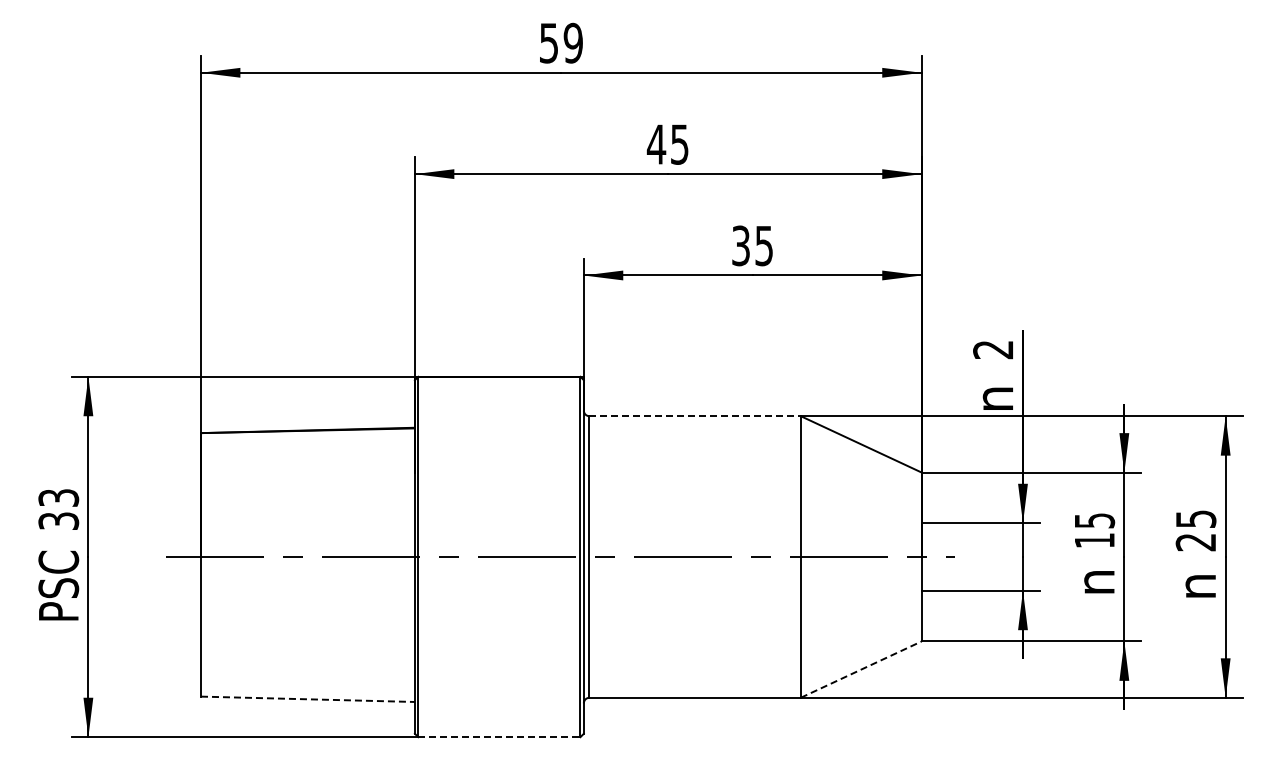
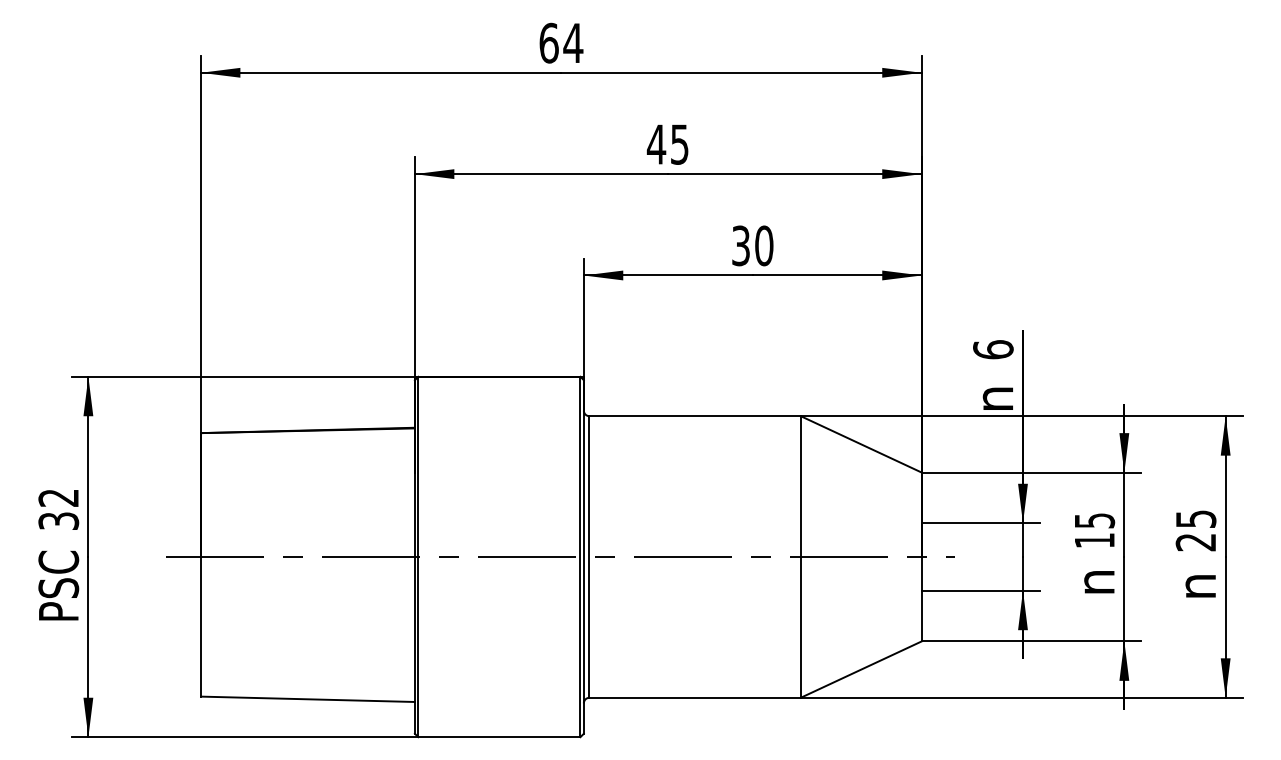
text: 59 -> 64 (561, 42)
text: 35 -> 30 (764, 245)
text: 2 -> 6 (993, 349)
line: dashed -> solid (695, 416)
text: 33 -> 32 (58, 497)
line: dashed -> solid (861, 669)
line: dashed -> solid (308, 699)
line: dashed -> solid (499, 737)
